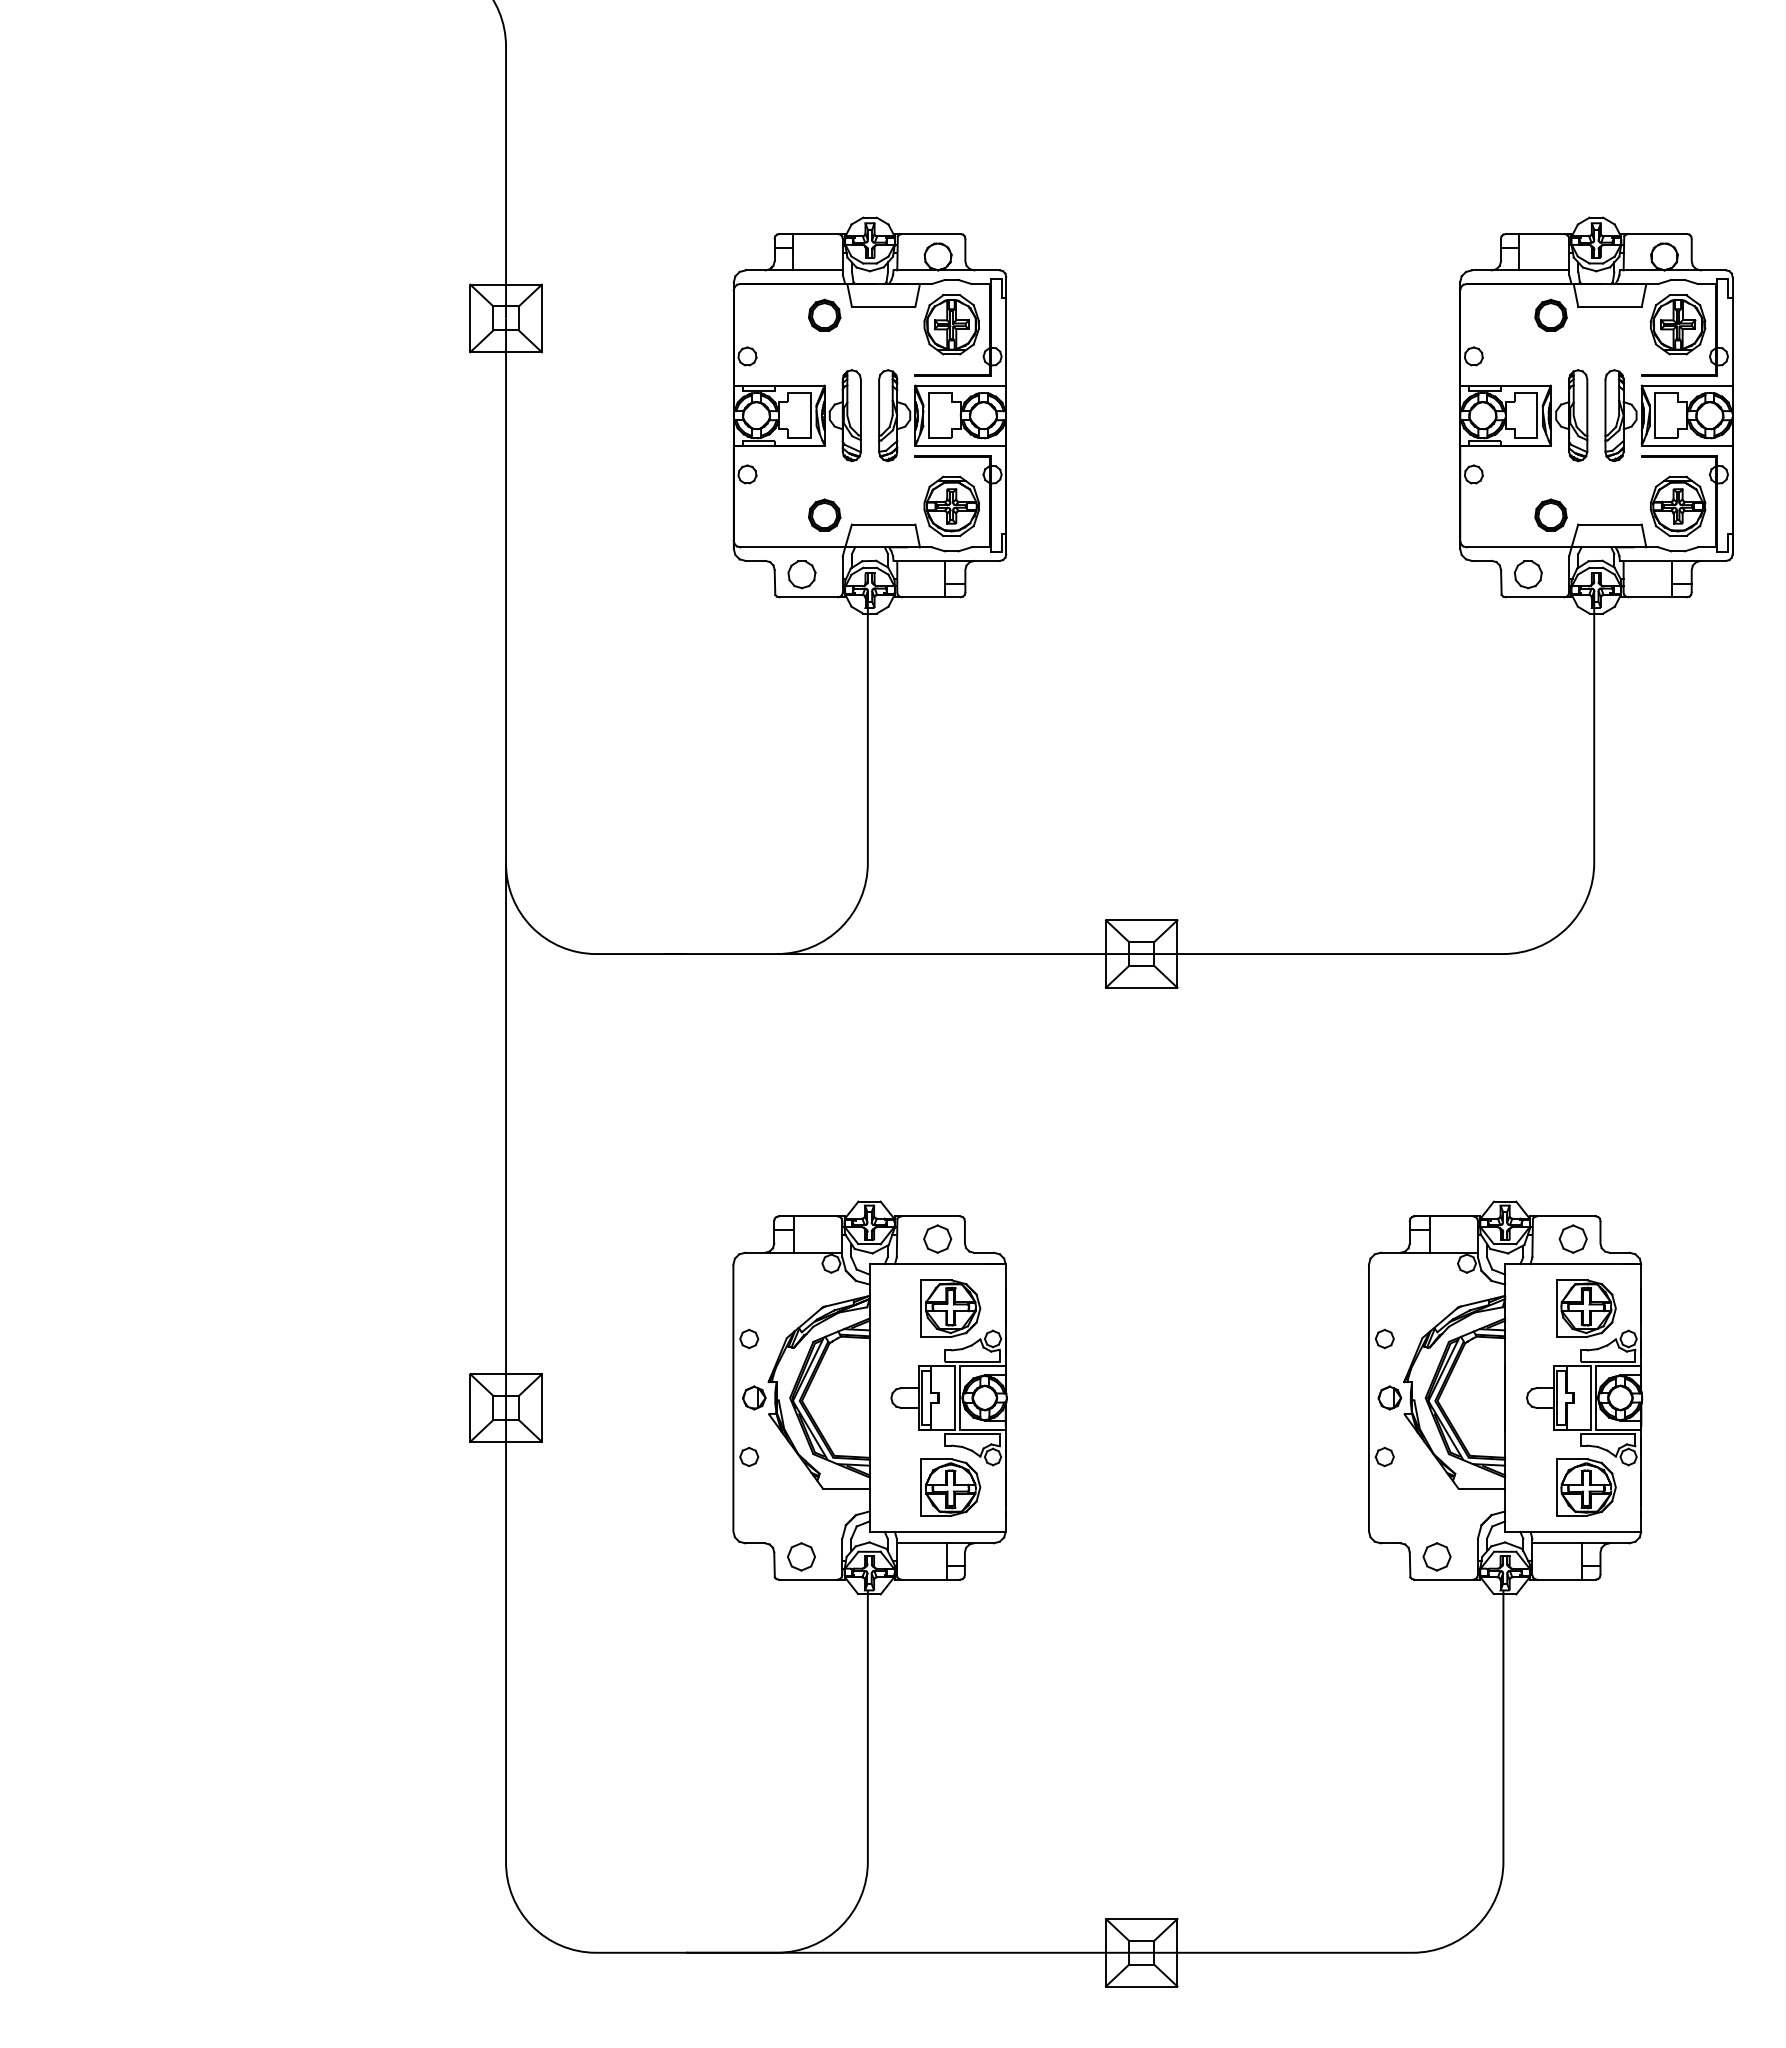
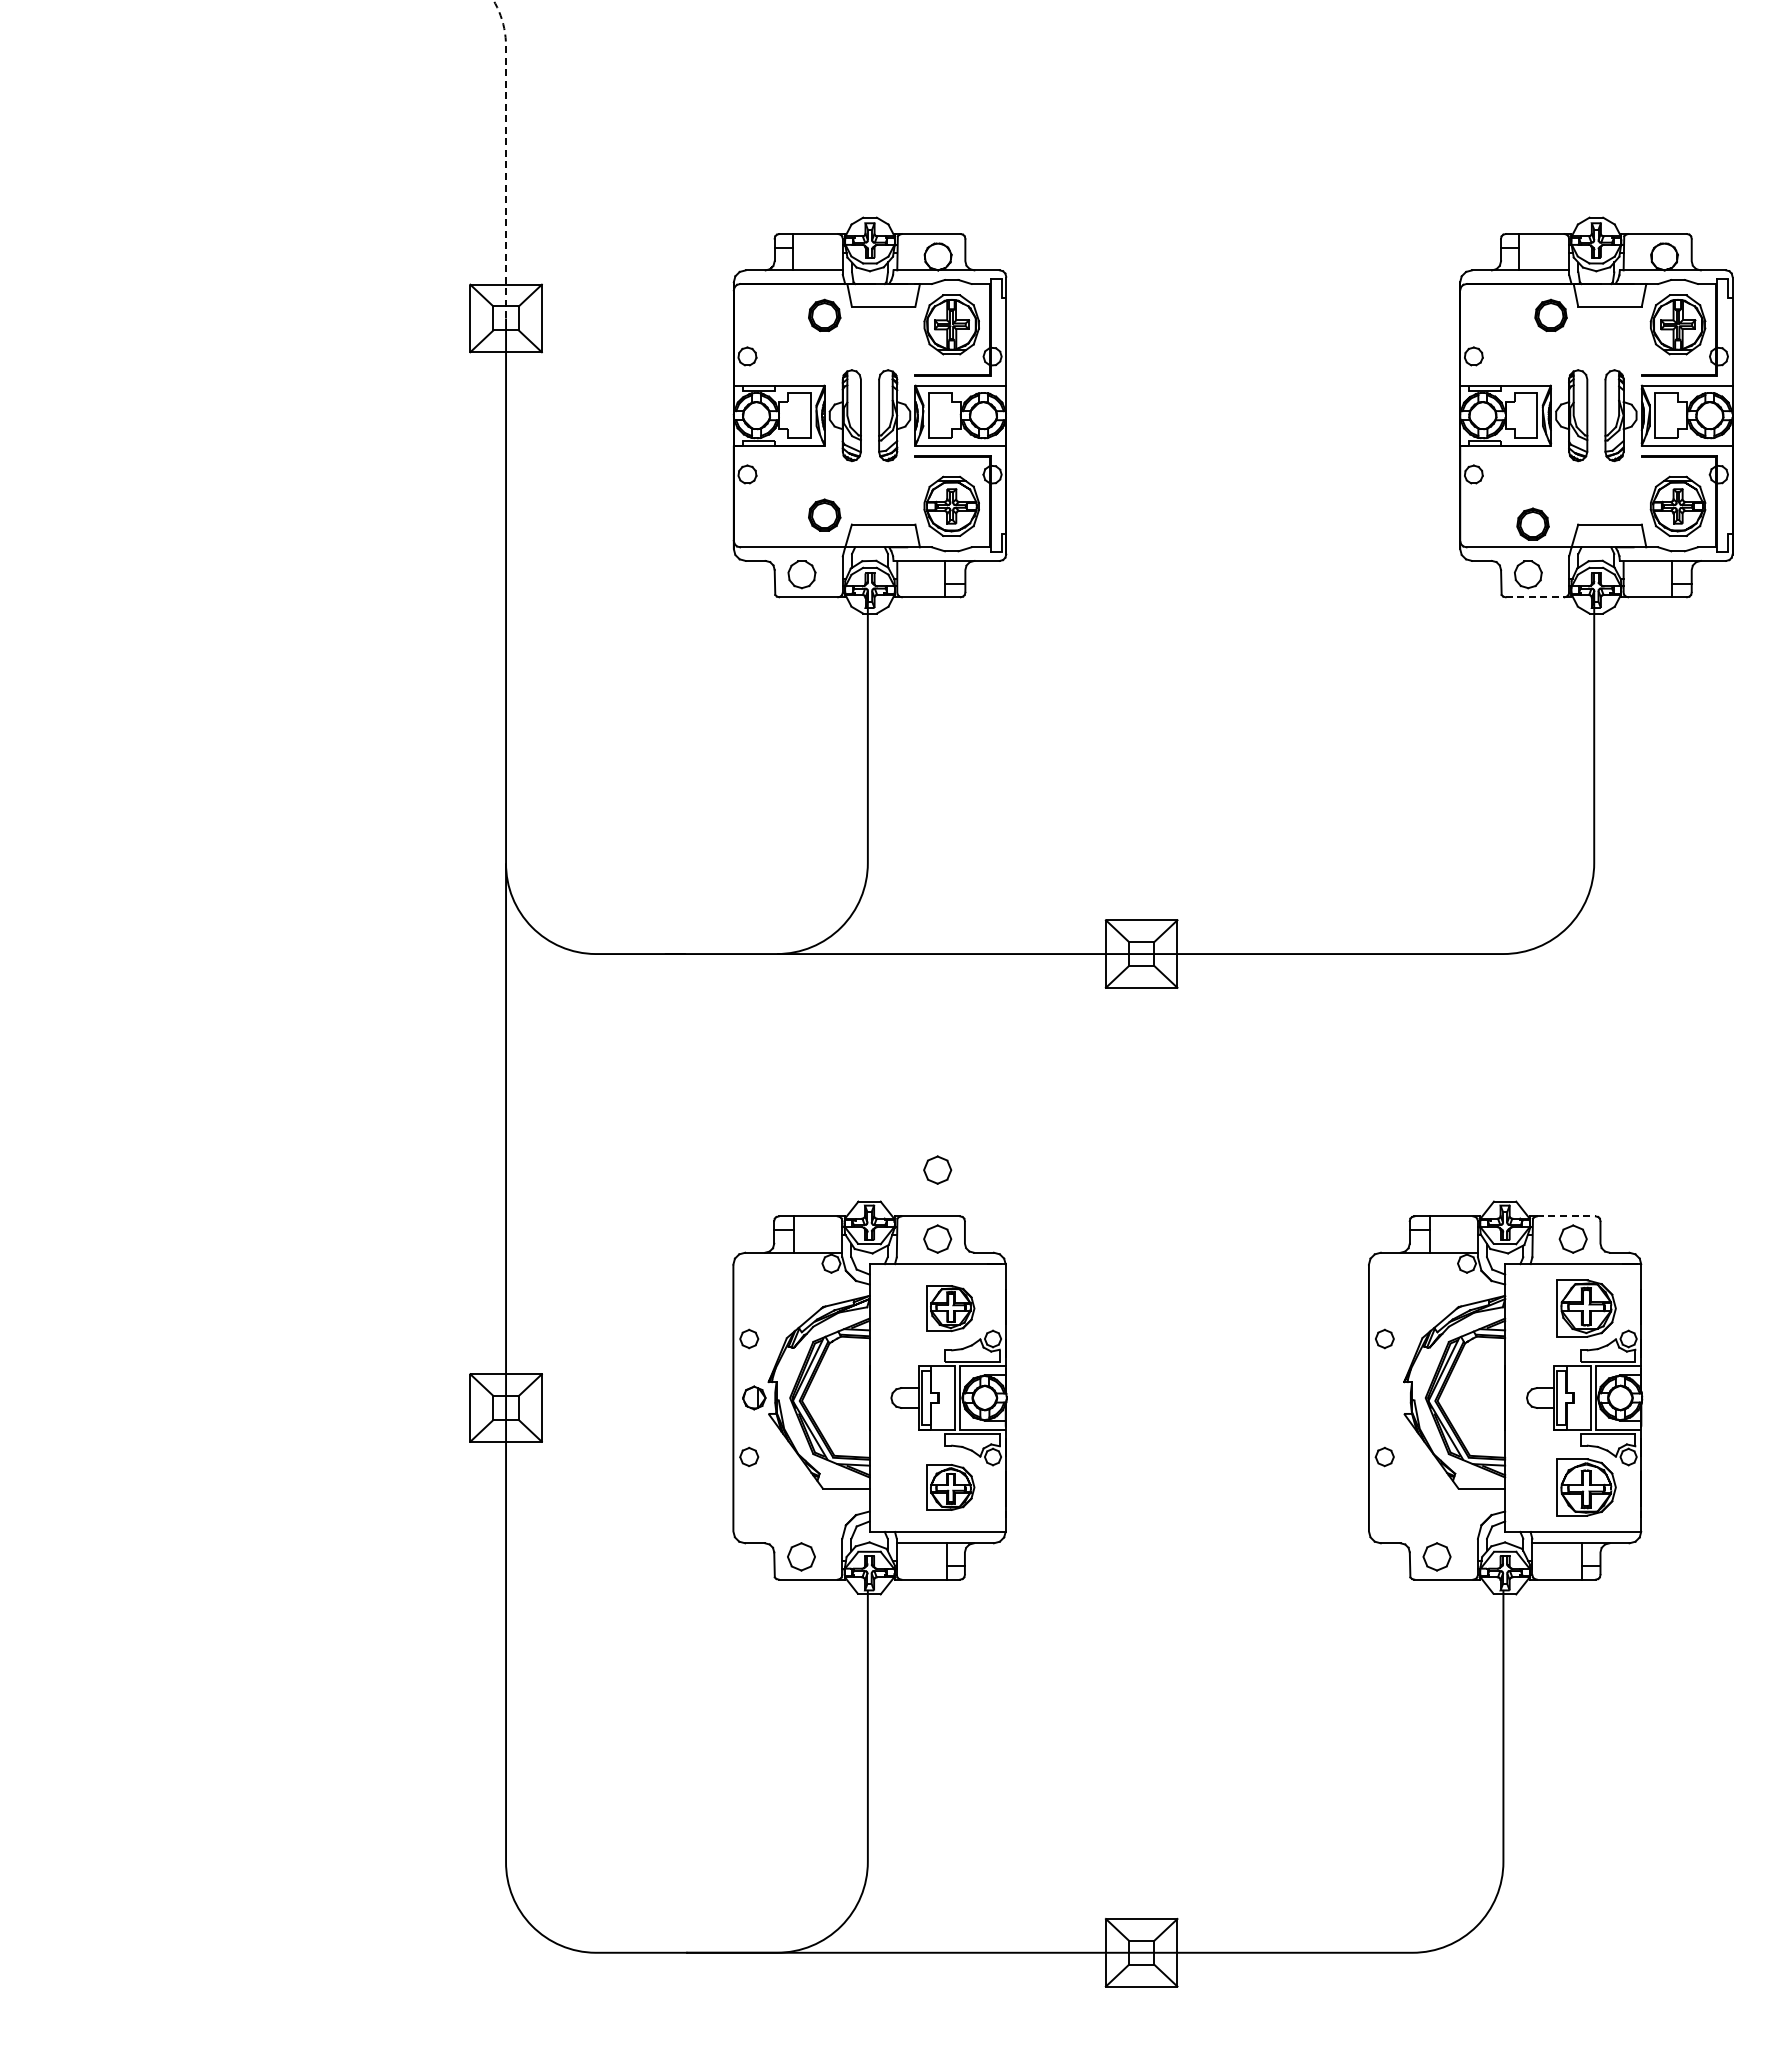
line: solid -> dashed (506, 155)
part position: (1550, 514) -> (1532, 523) (1532, 523)
line: solid -> dashed (1538, 597)
part: none -> present (937, 1169)
line: solid -> dashed (1566, 1216)
part size: 62x59 px -> 50x48 px (950, 1308)
part: present -> none (1389, 1397)
part size: 62x59 px -> 50x47 px (950, 1487)
